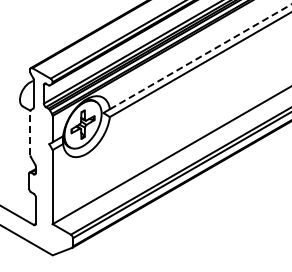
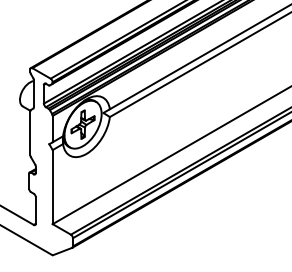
line: dashed -> solid (200, 56)
line: dashed -> solid (30, 132)
